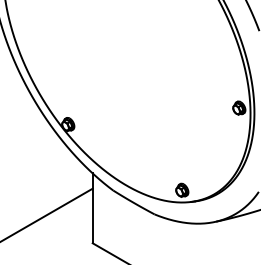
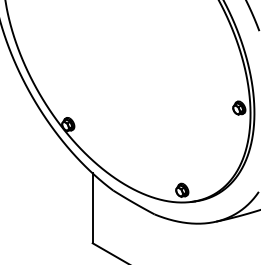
line: present -> none (47, 214)
